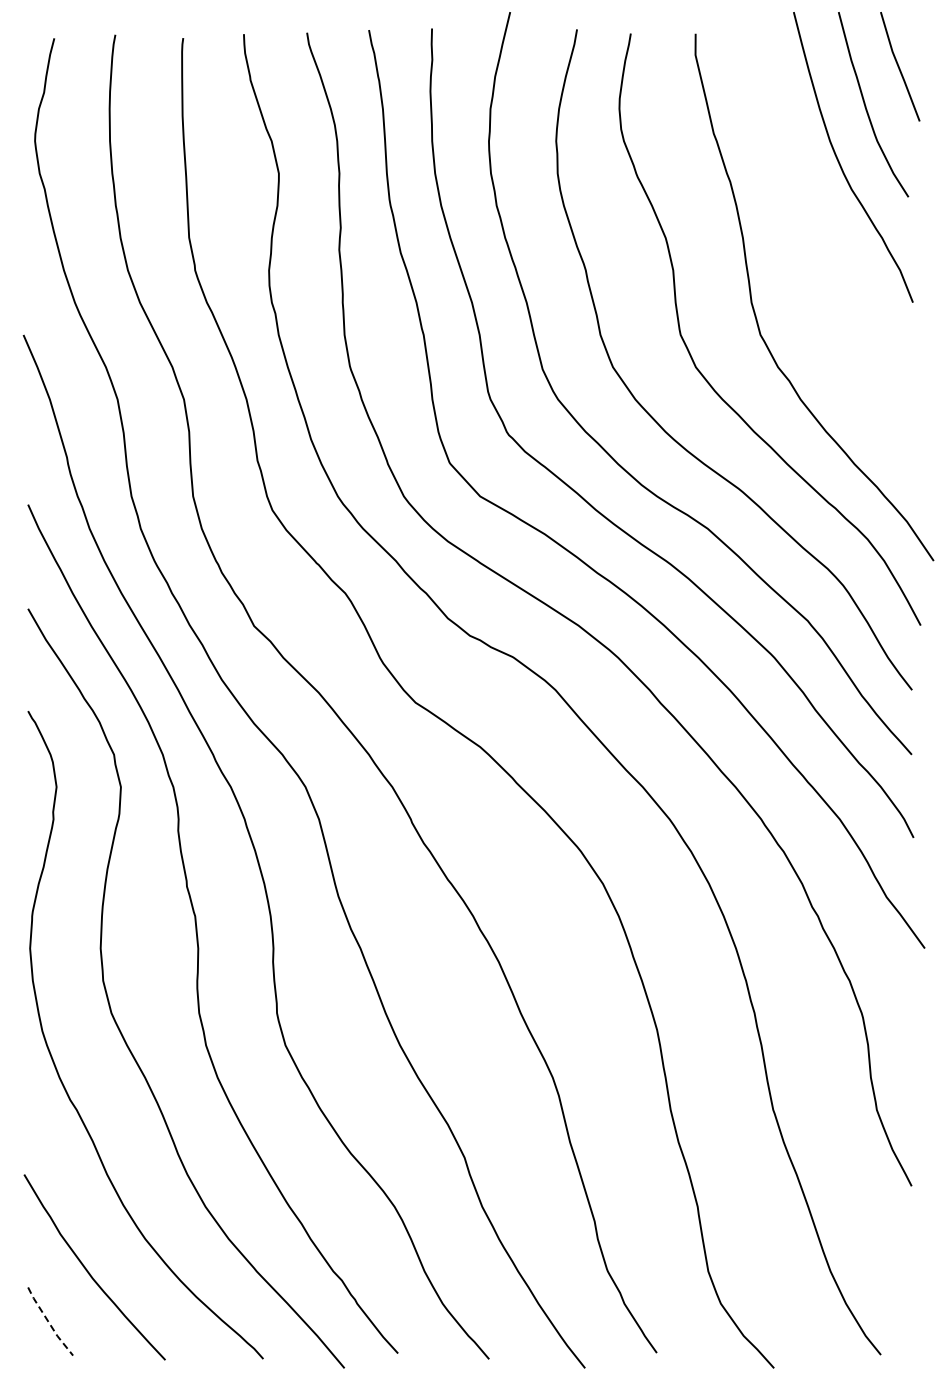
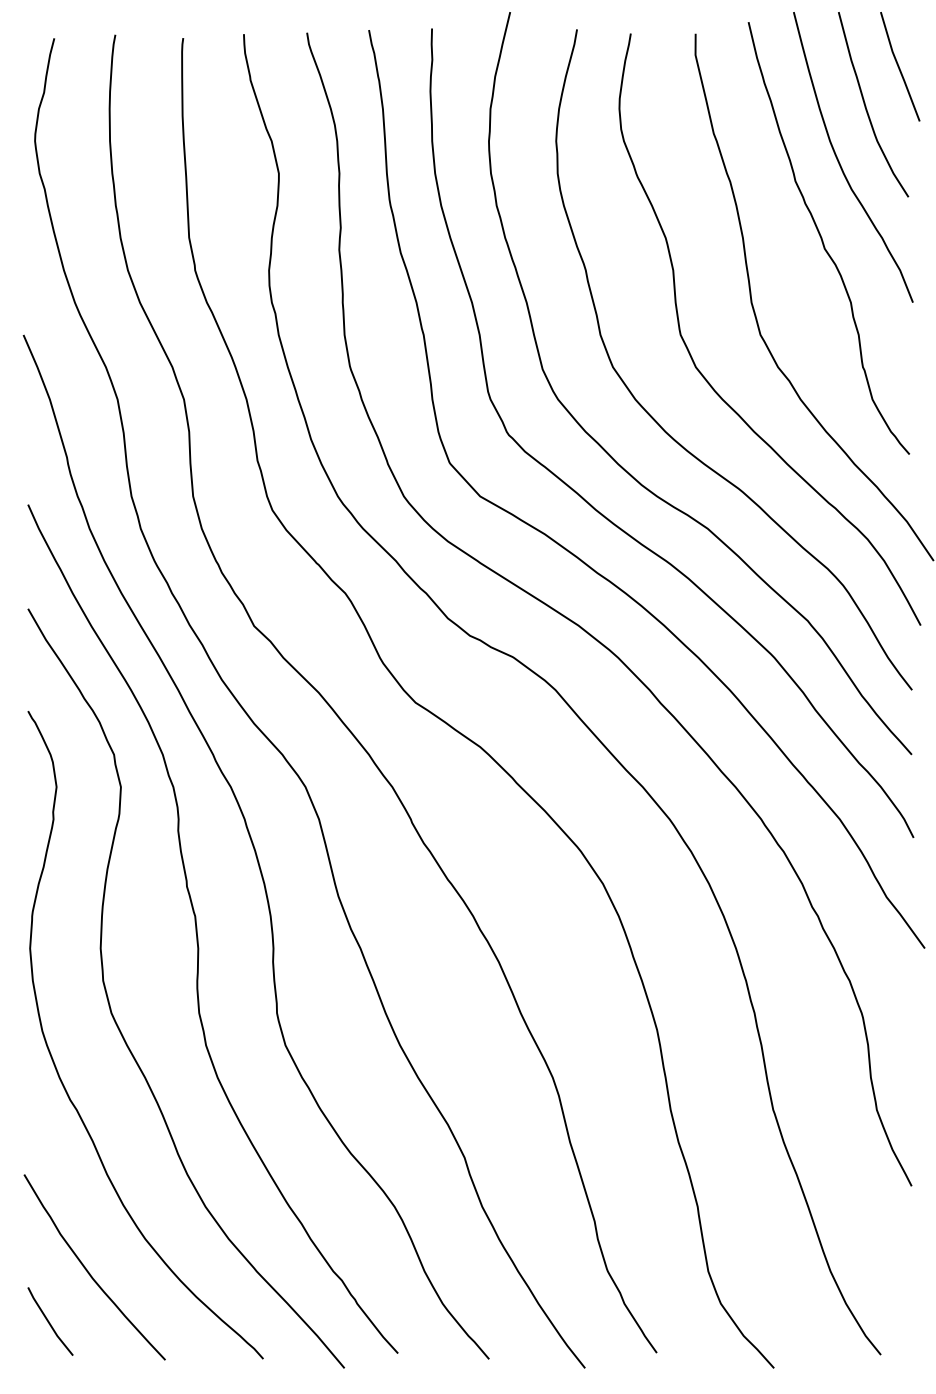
curve: none -> present (823, 240)
line: dashed -> solid (48, 1322)
